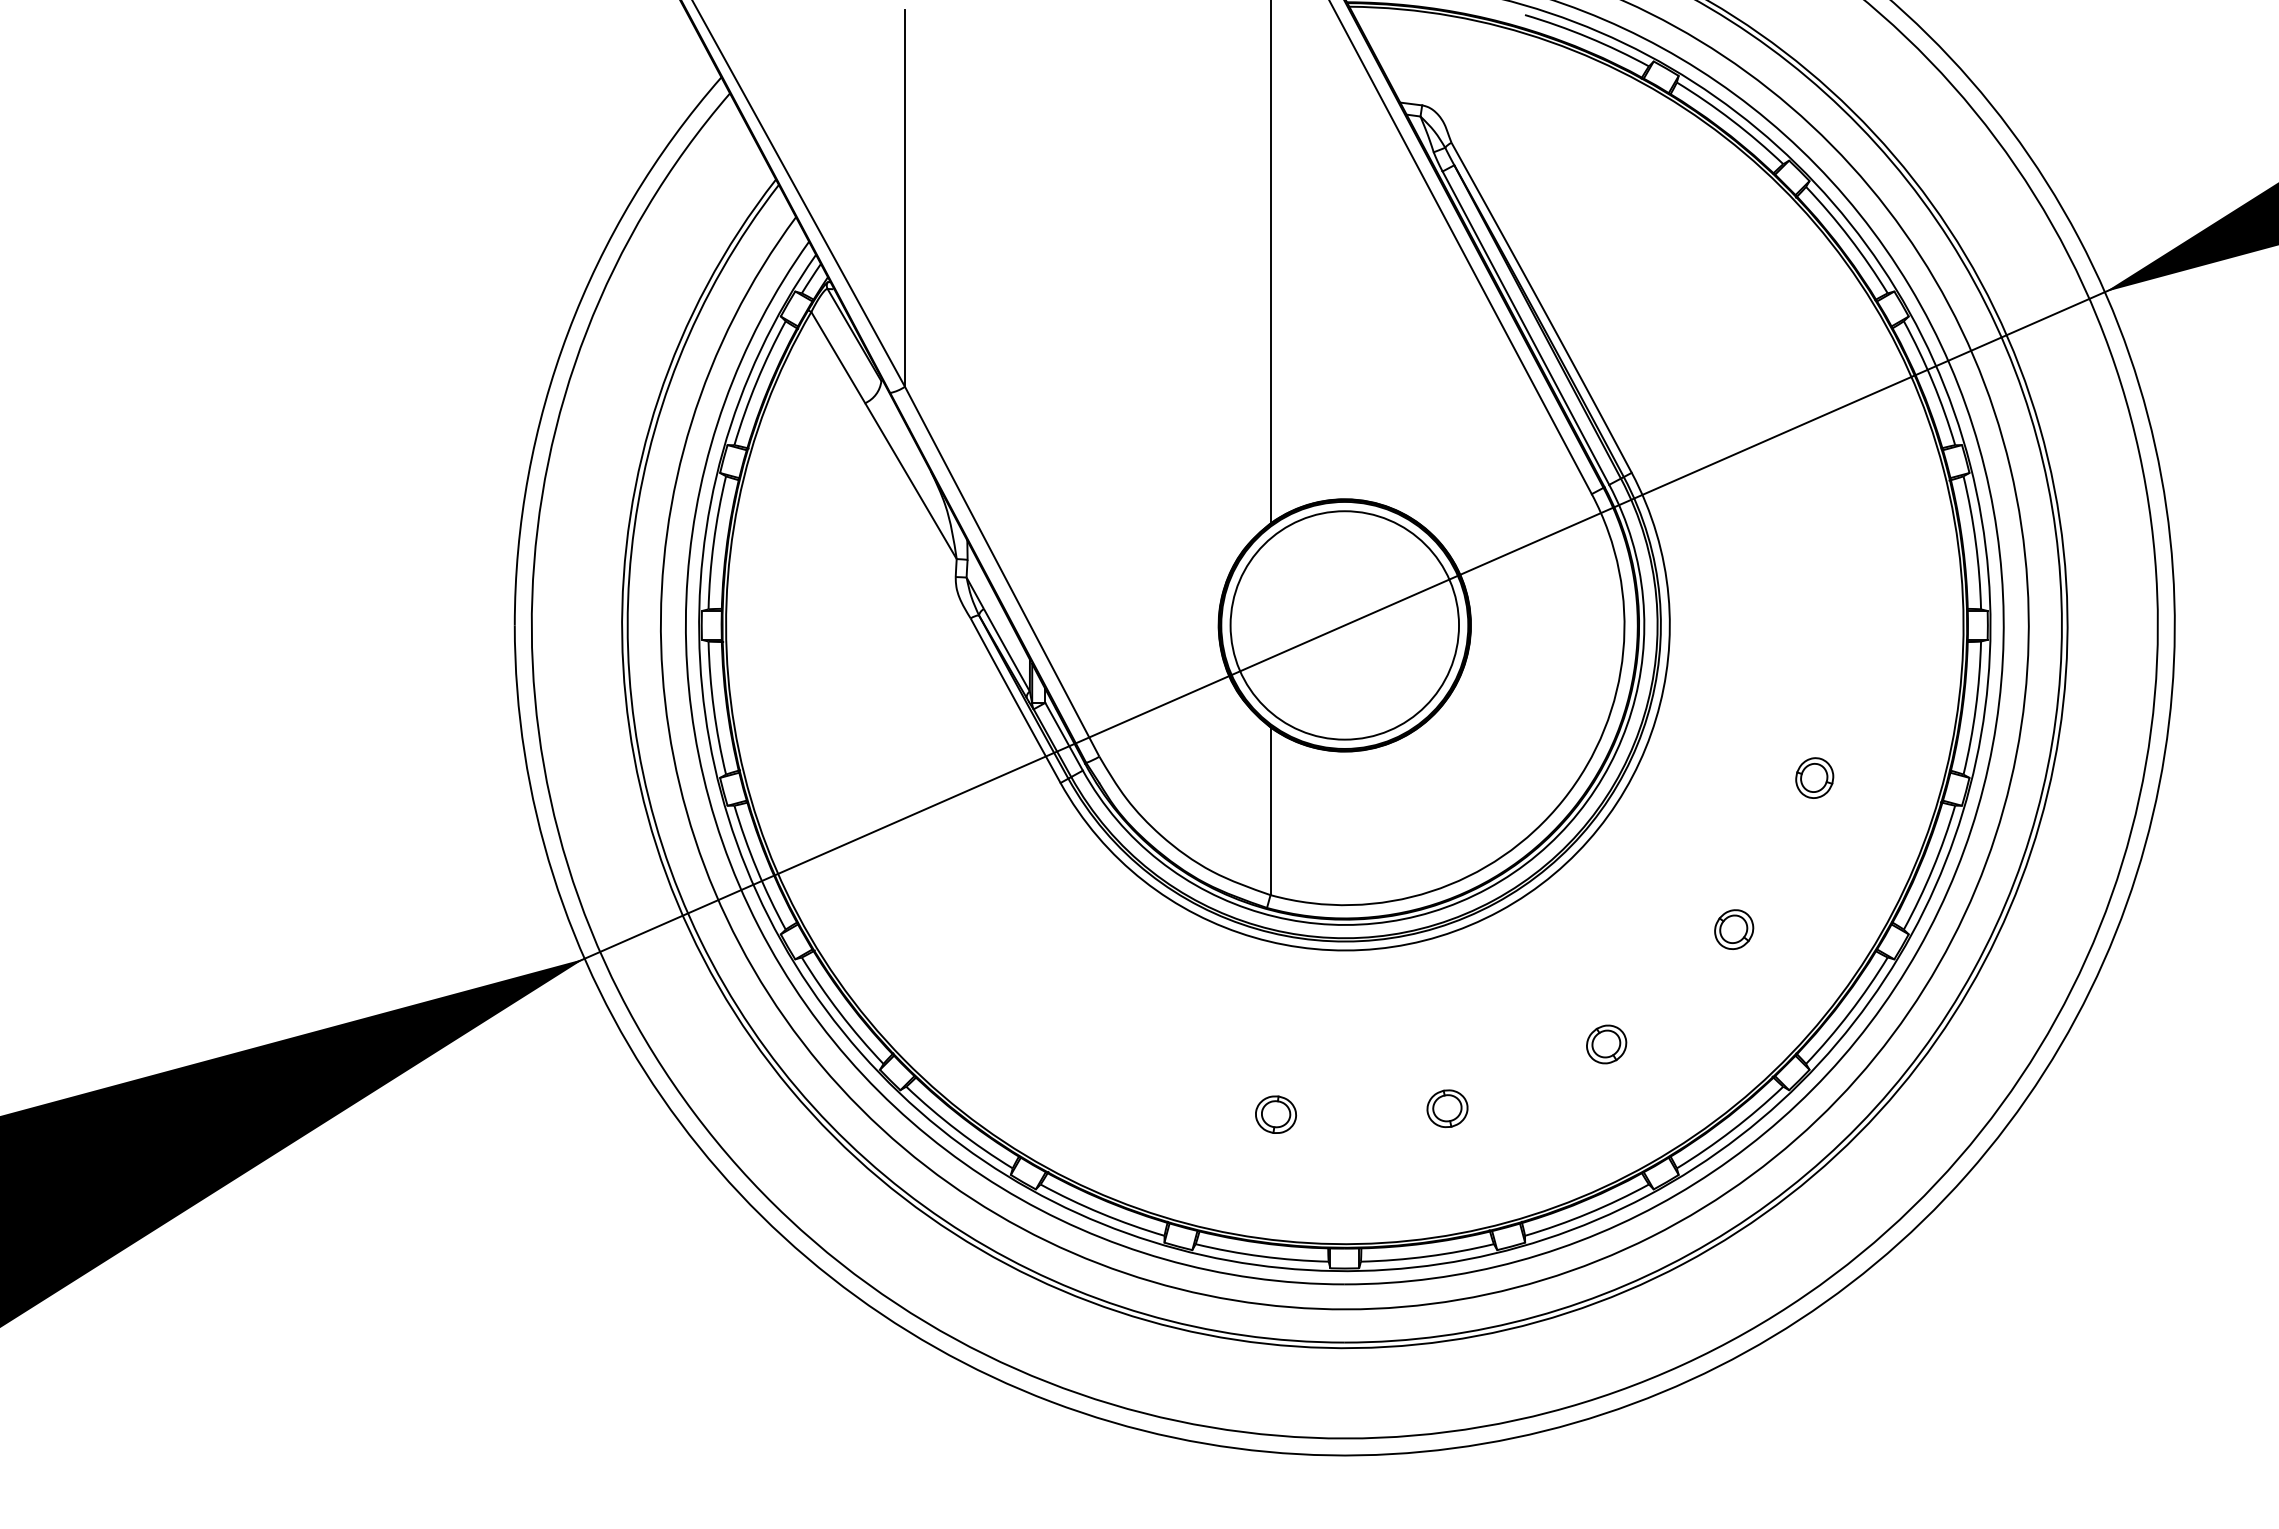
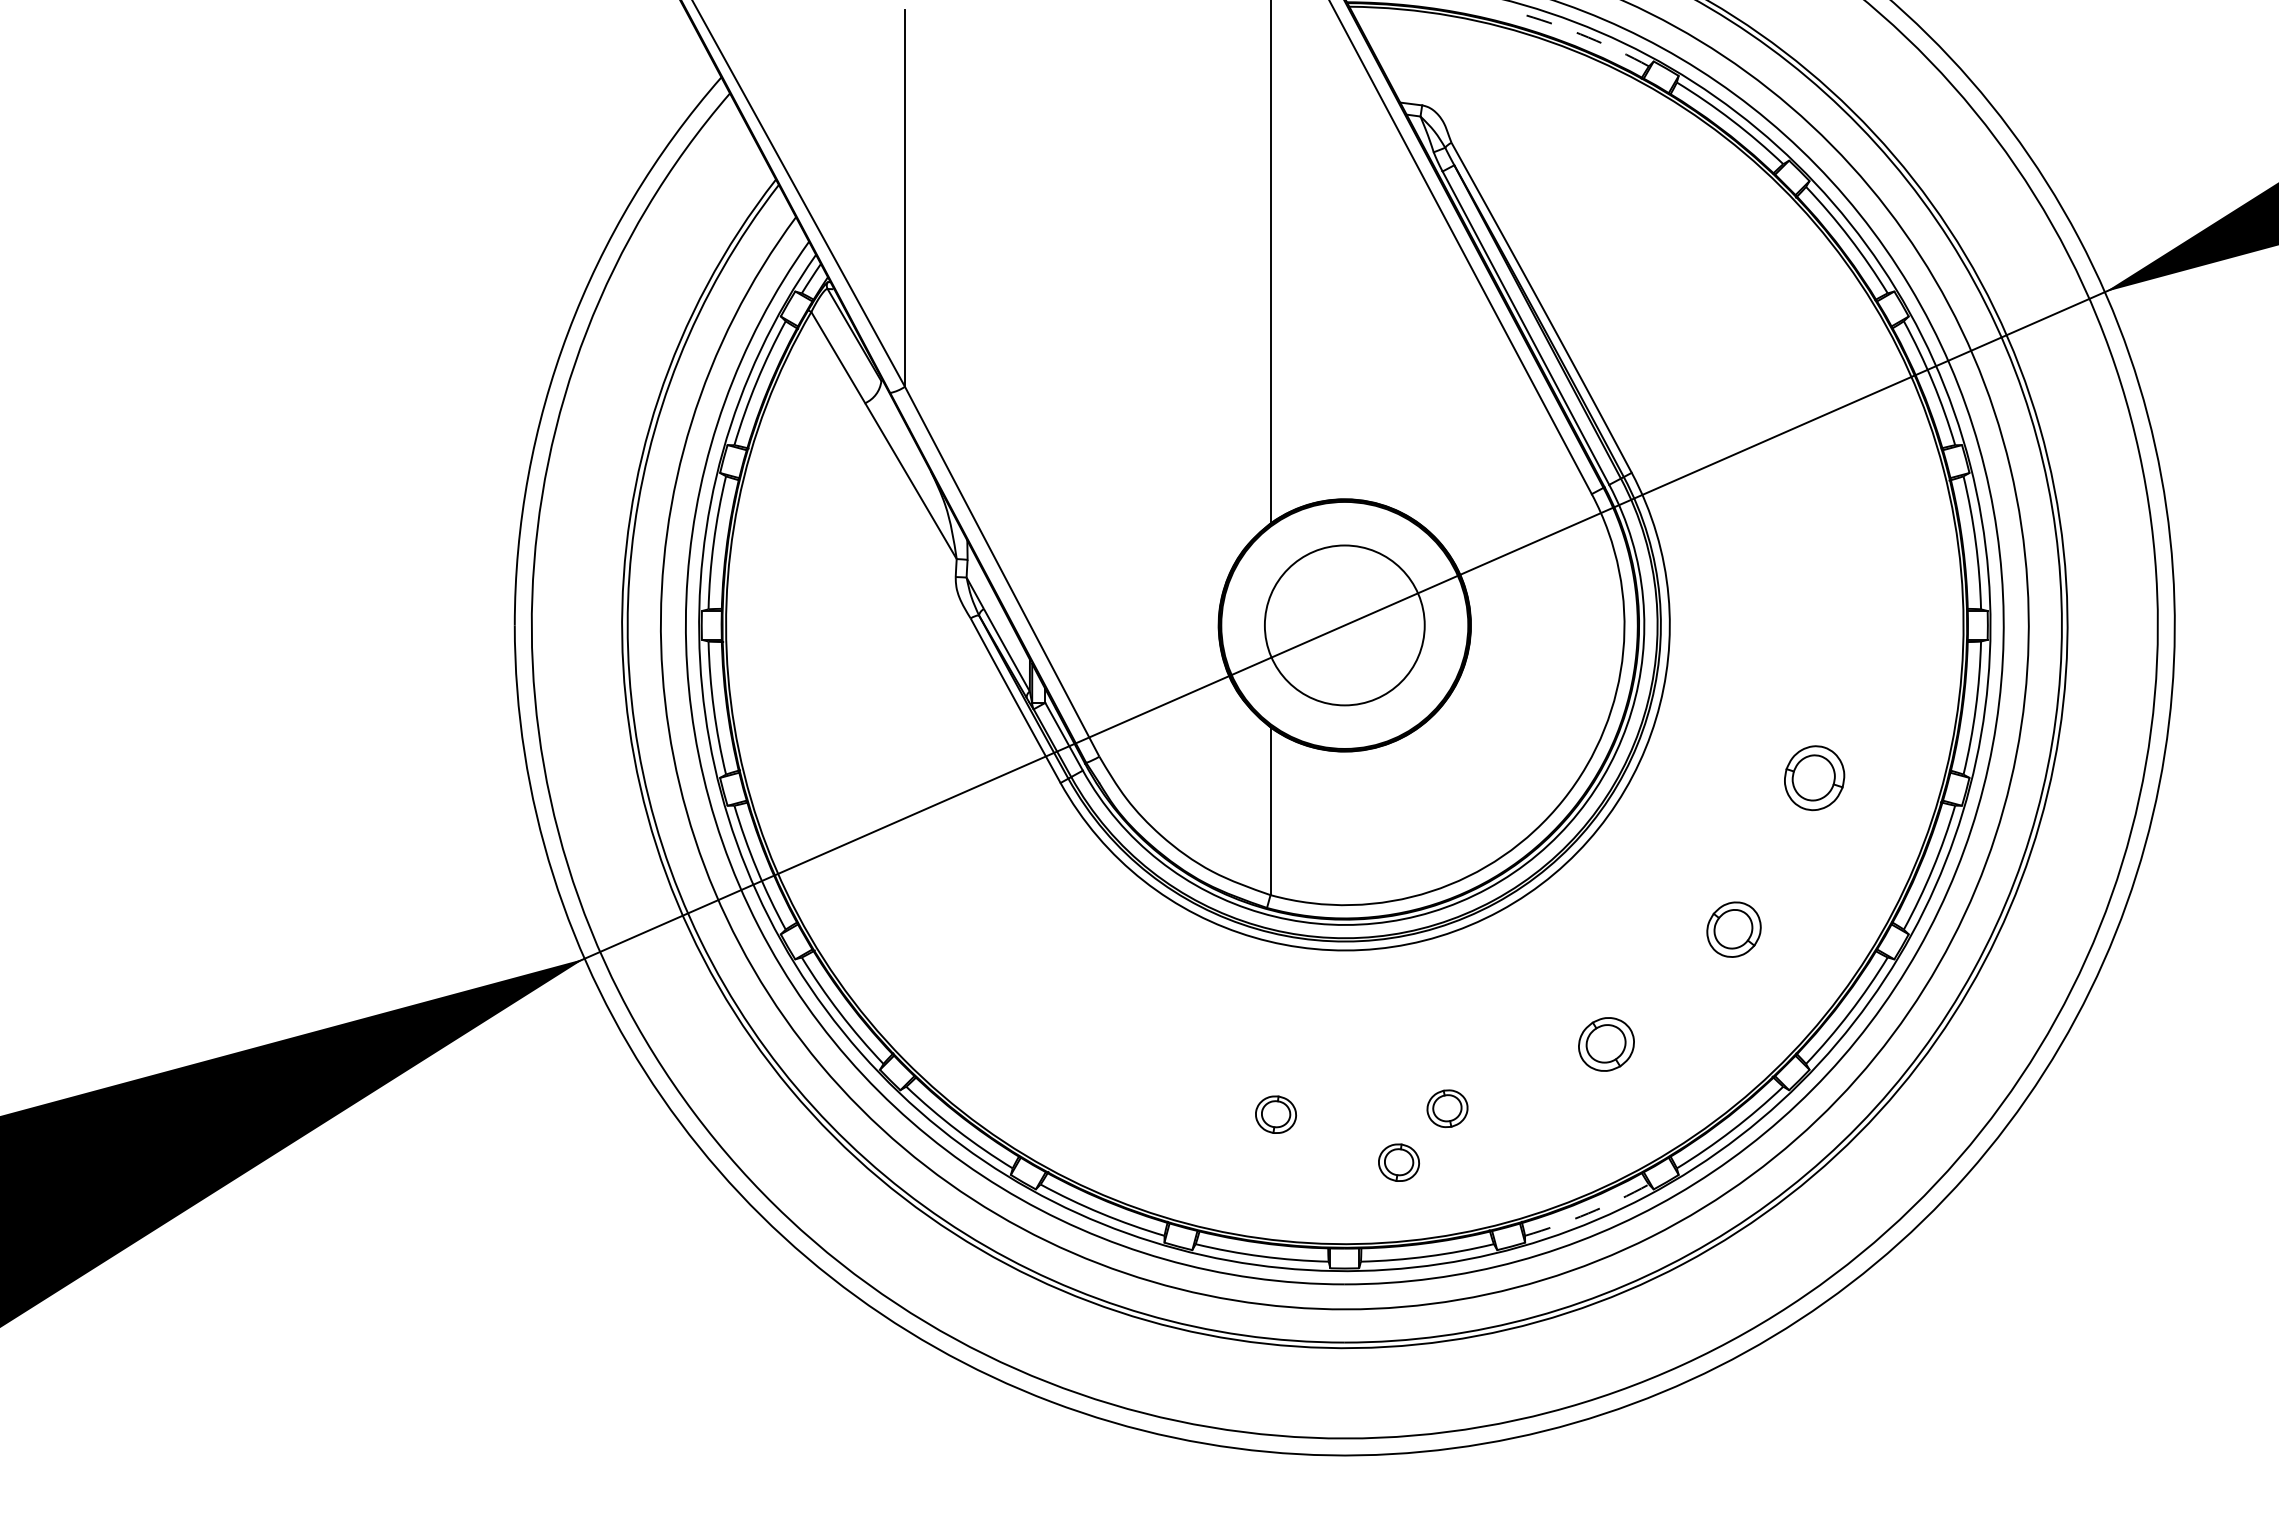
arc: solid -> dashed (1588, 37)
circle diameter: 228 px -> 160 px (1344, 625)
part size: 40x42 px -> 62x67 px (1814, 778)
part size: 41x41 px -> 56x57 px (1733, 929)
part size: 42x41 px -> 57x55 px (1606, 1044)
part: none -> present (1398, 1162)
arc: solid -> dashed (1588, 1213)
